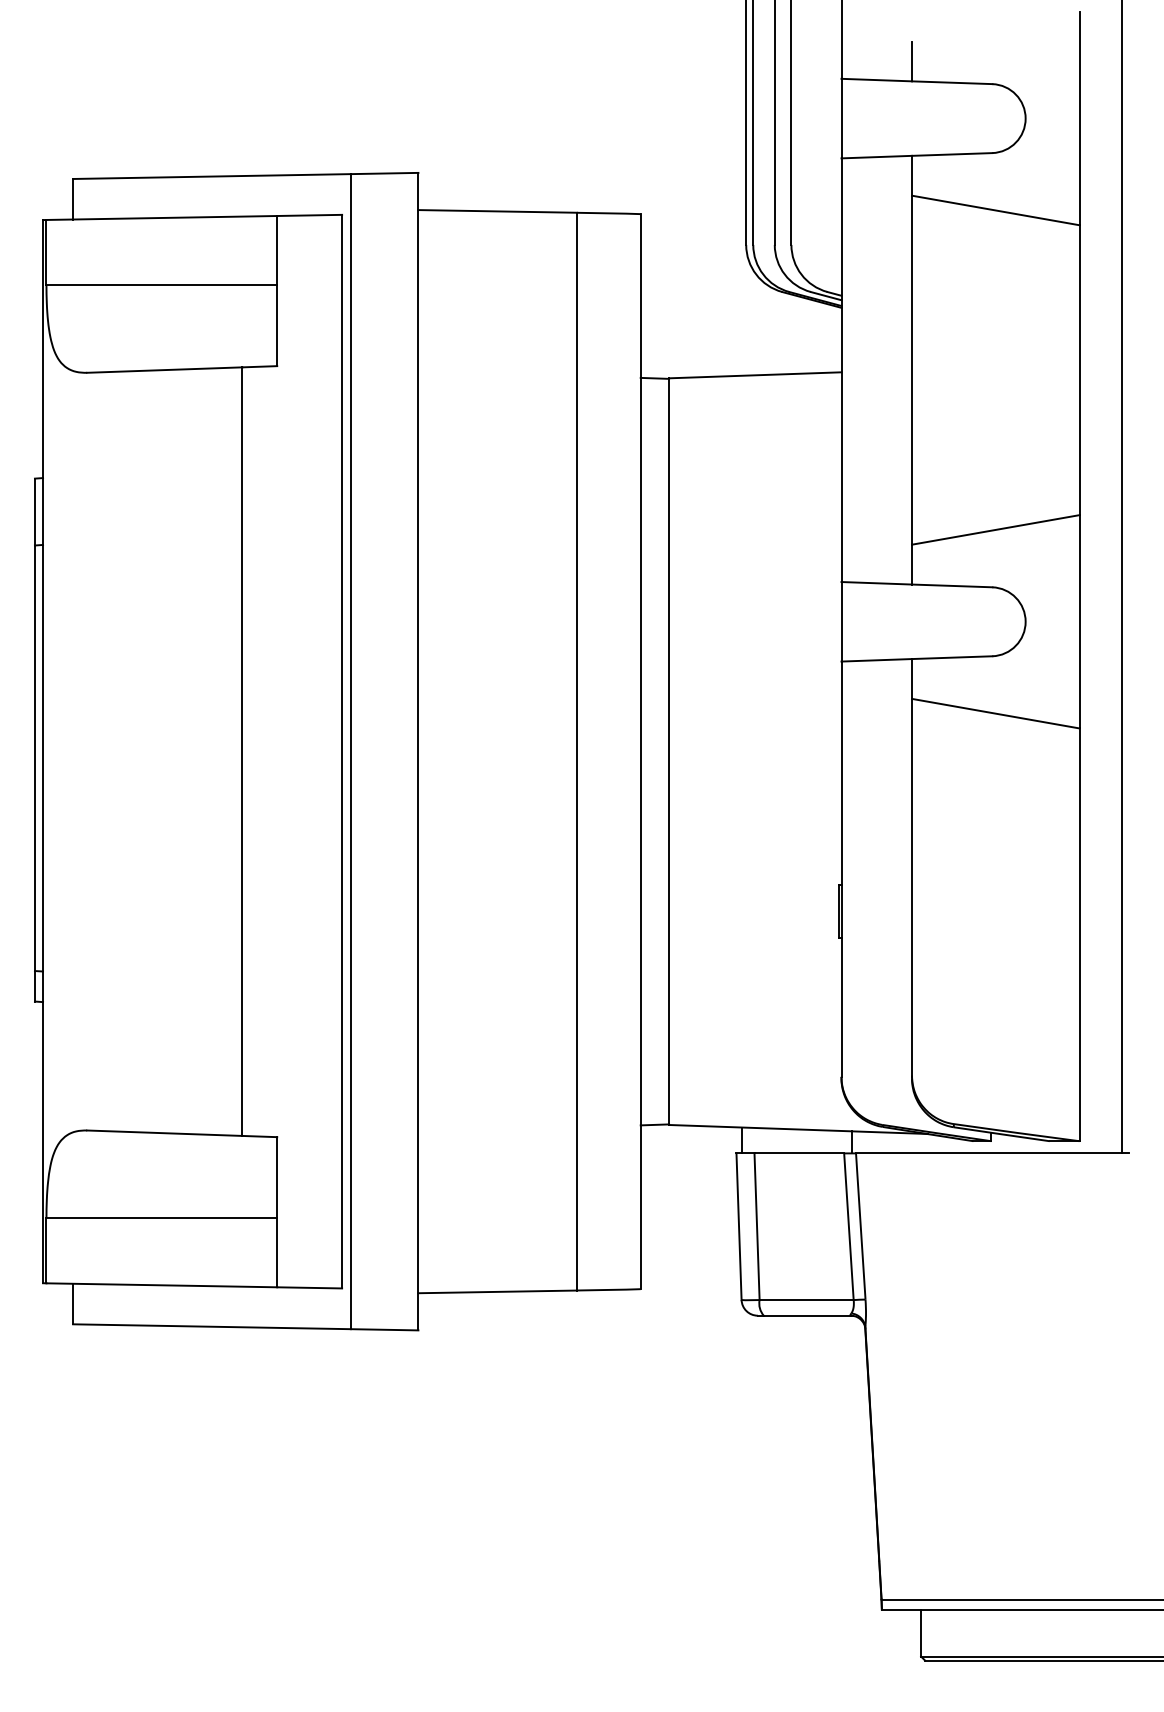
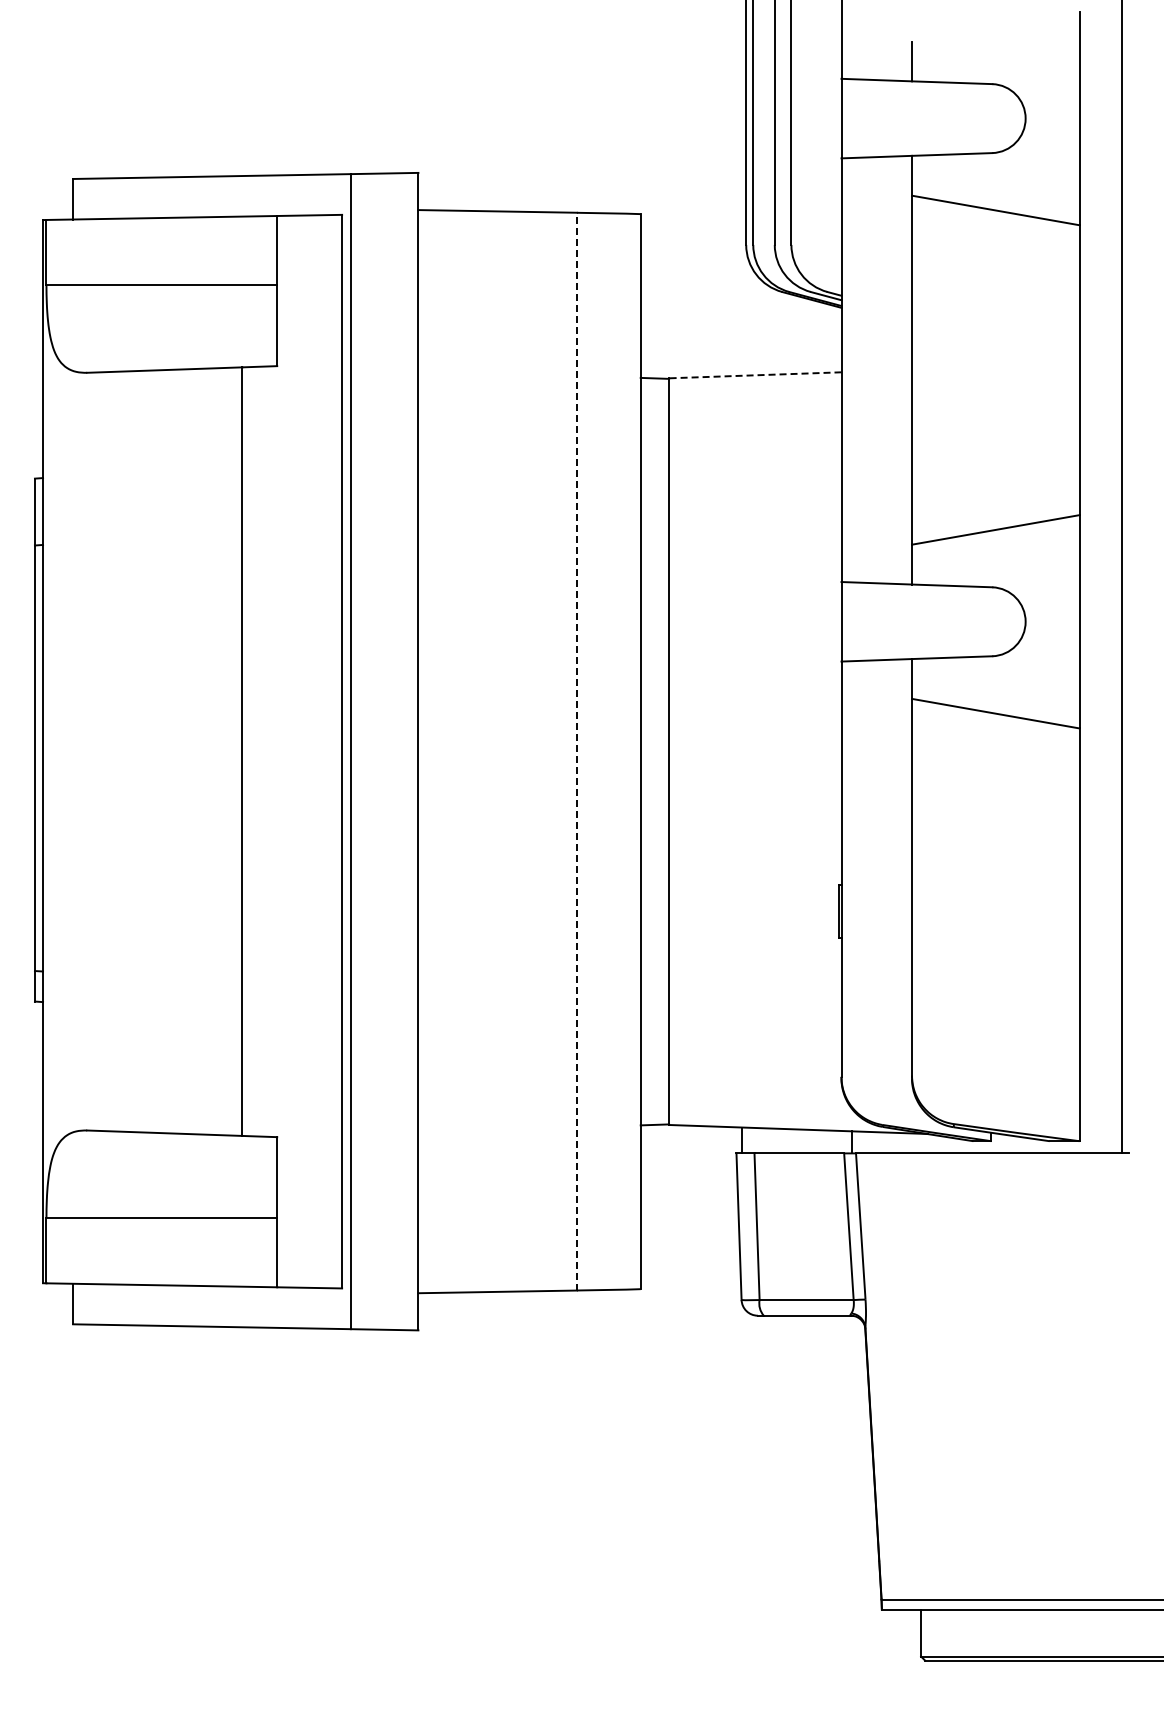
line: solid -> dashed (754, 375)
line: solid -> dashed (576, 751)
